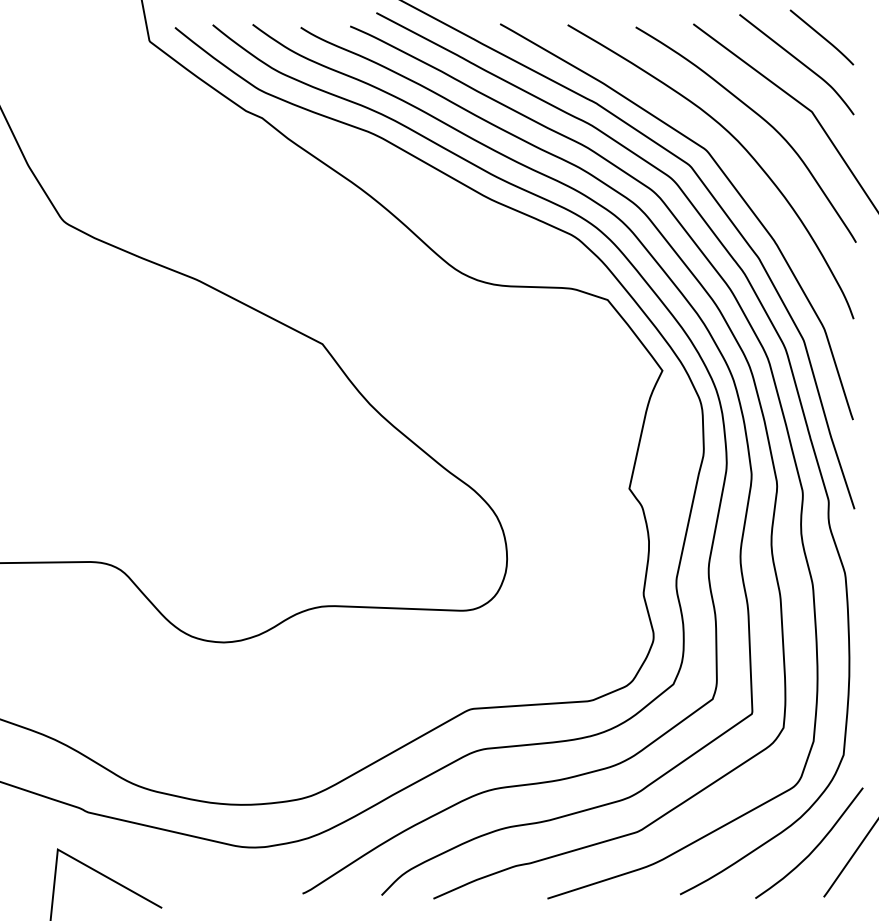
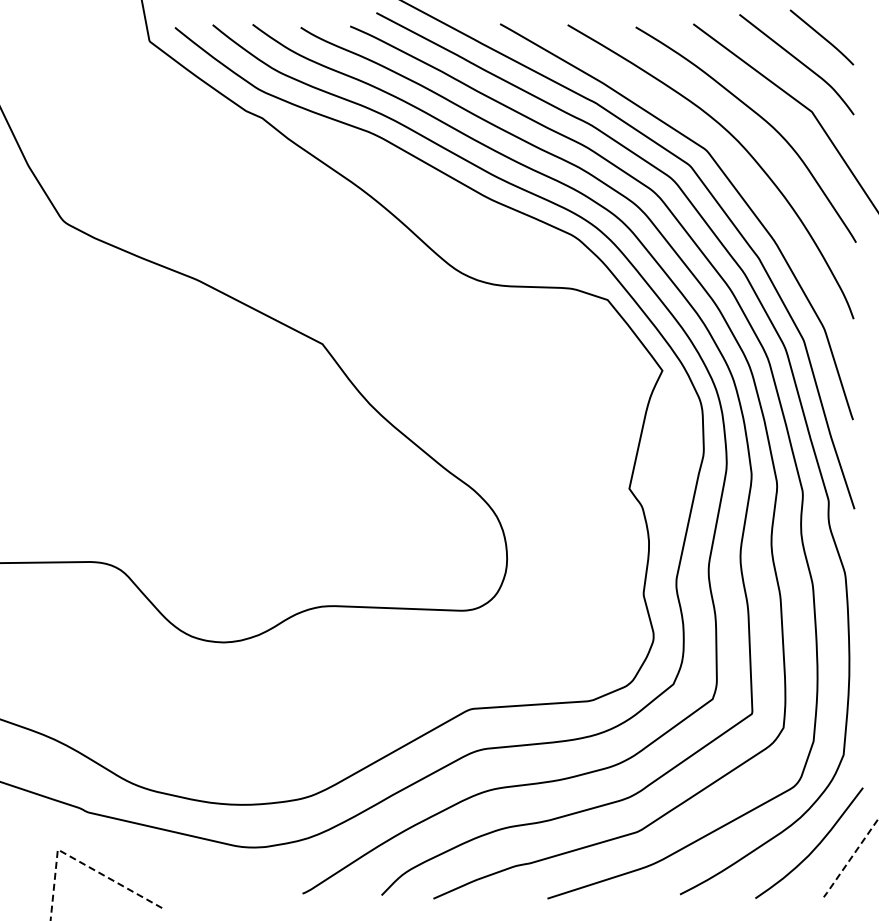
line: solid -> dashed (851, 858)
line: solid -> dashed (77, 860)
